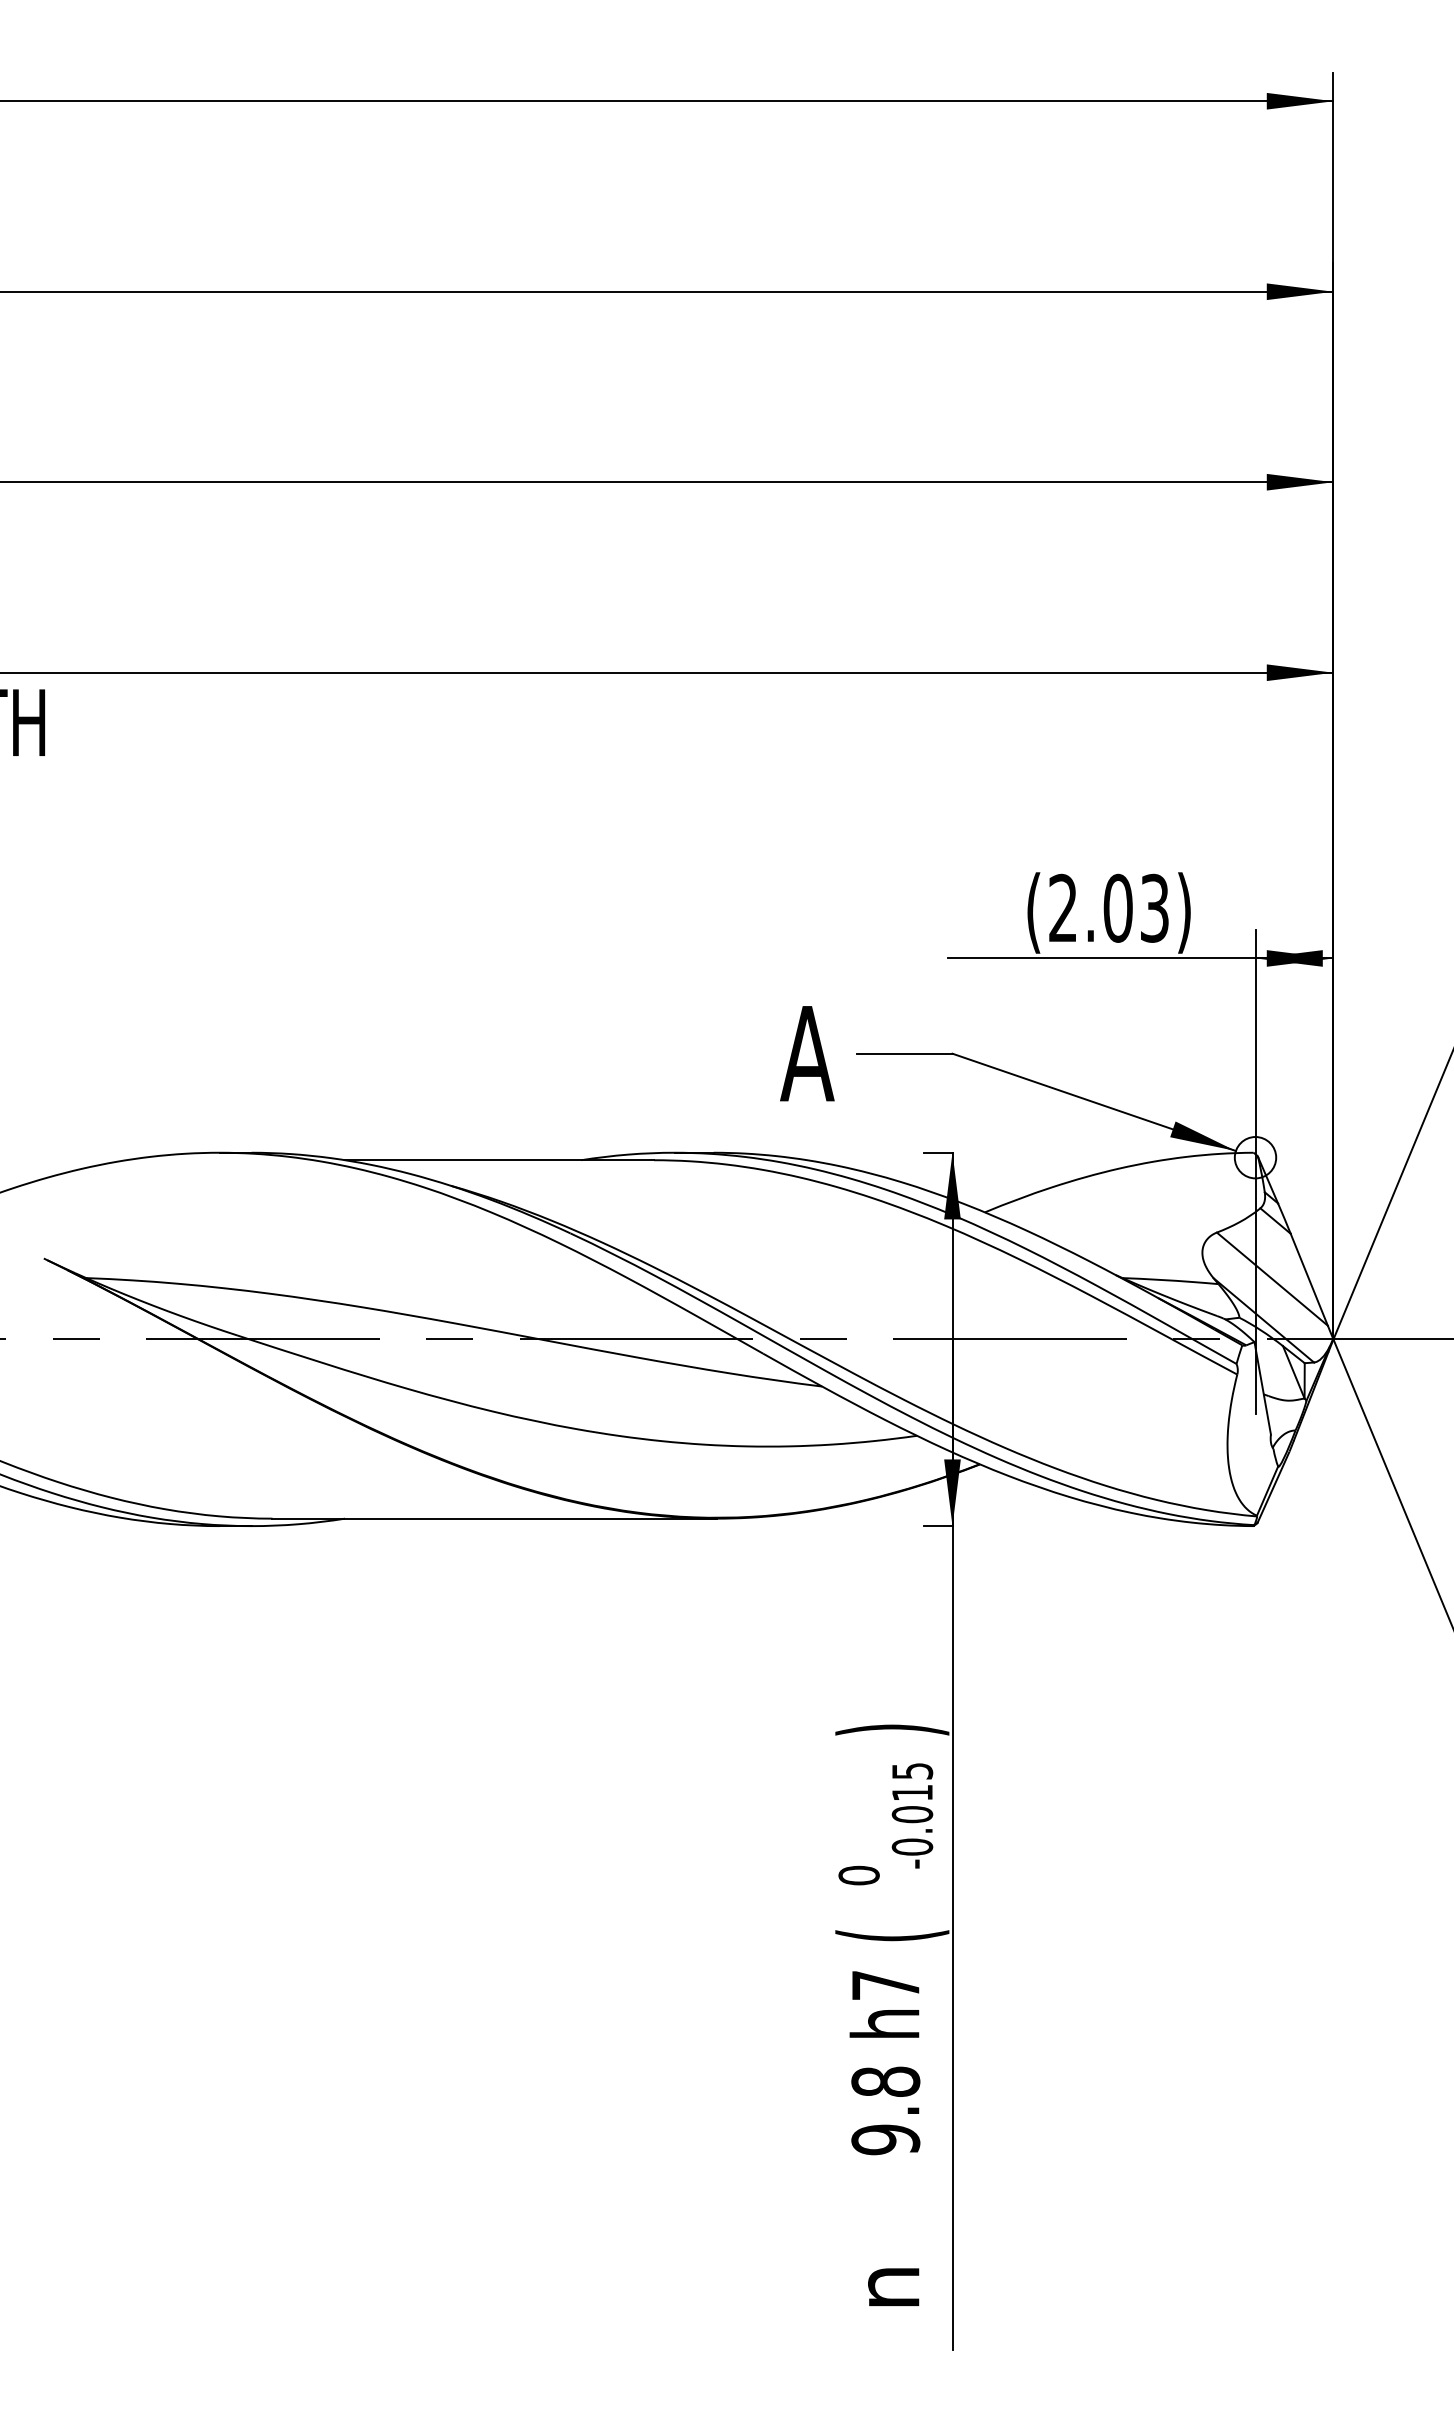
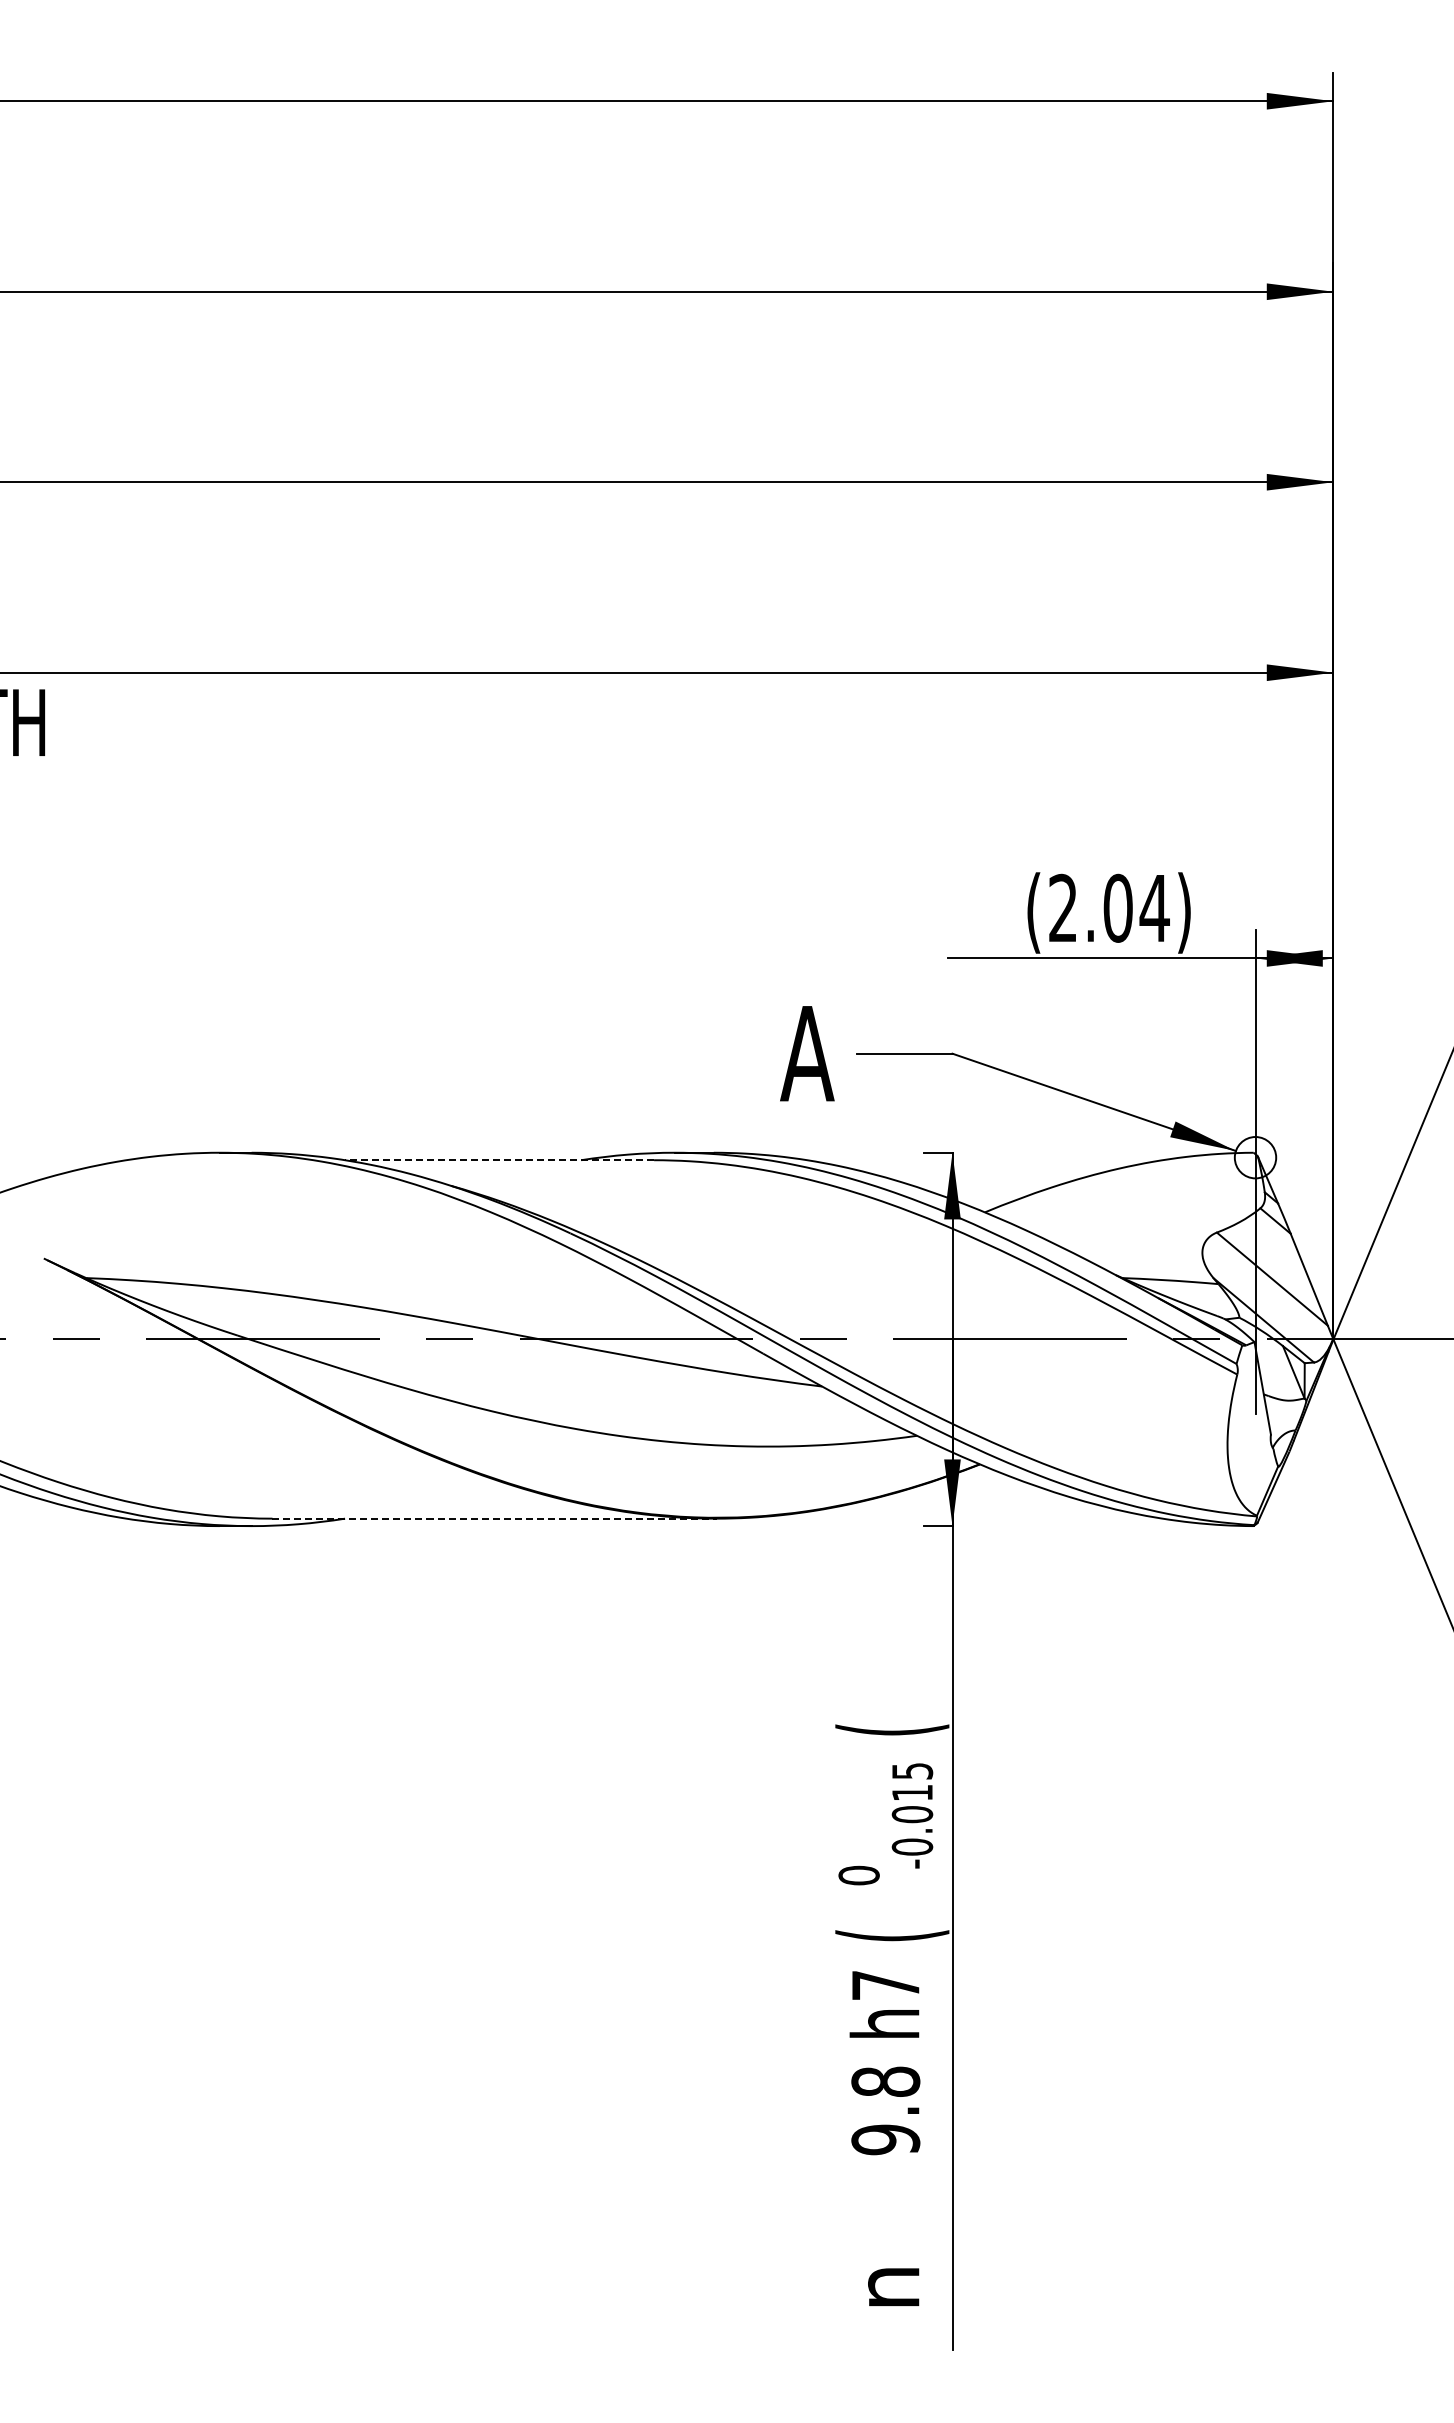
text: (2.03) -> (2.04) (1154, 907)
line: solid -> dashed (499, 1160)
line: solid -> dashed (495, 1518)
text: ) -> ( (892, 1729)
